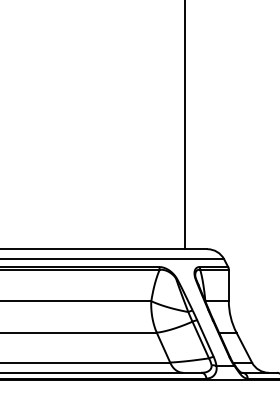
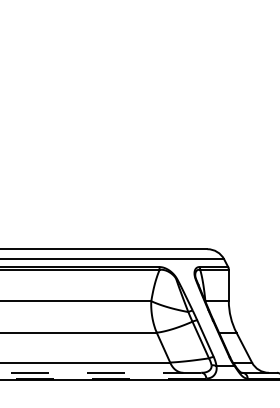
line: present -> none (185, 125)
line: solid -> dashed (100, 372)
line: solid -> dashed (103, 378)
